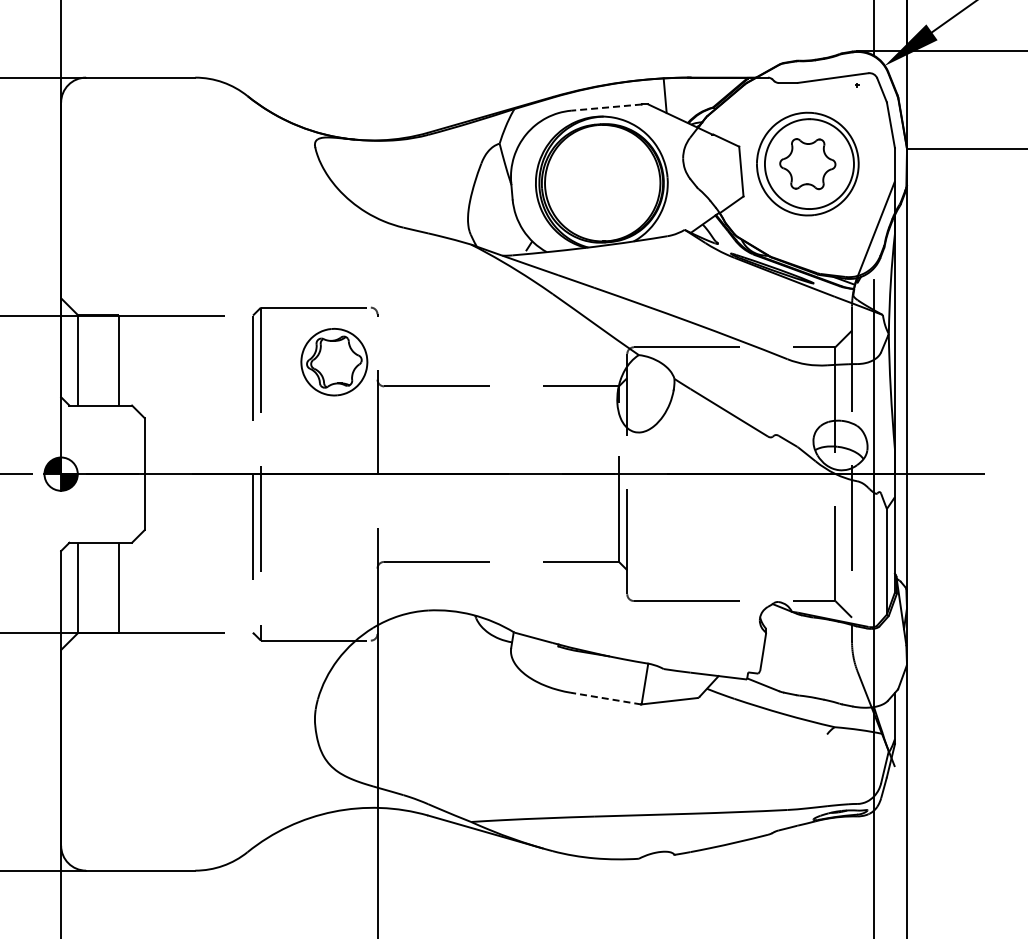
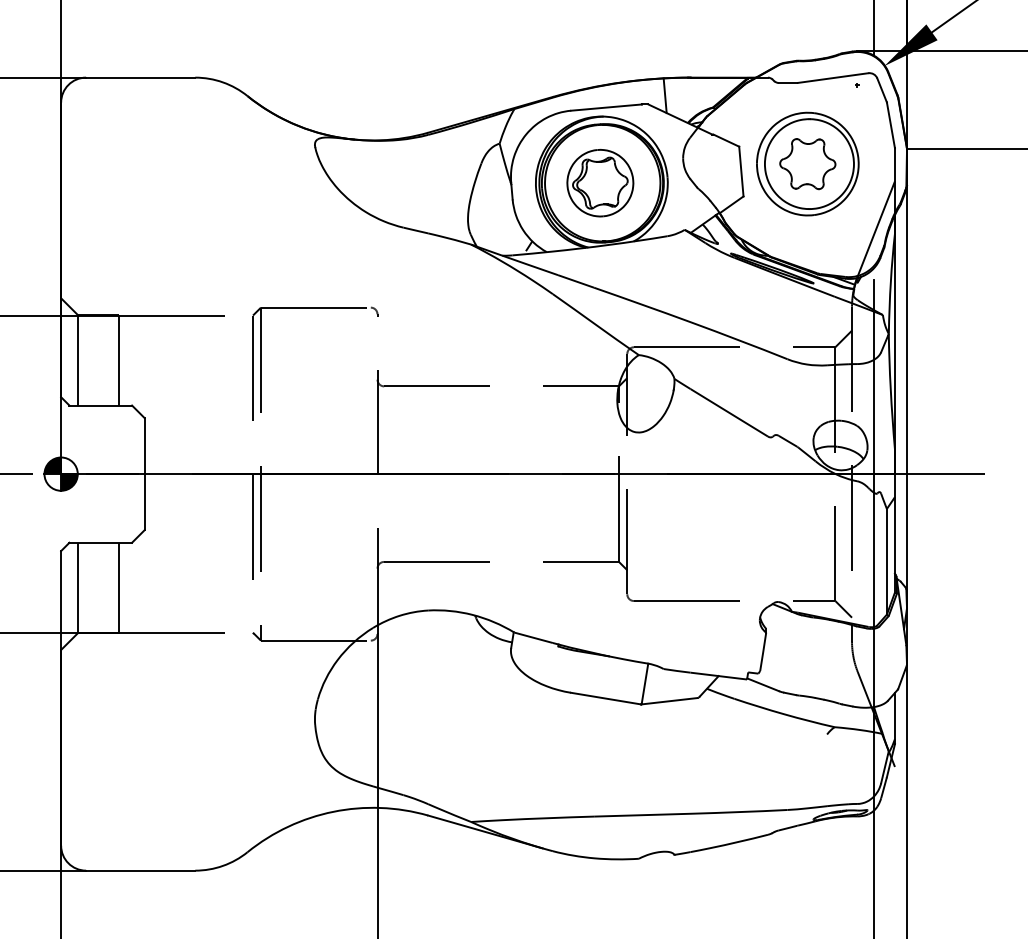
line: dashed -> solid (606, 107)
part position: (334, 362) -> (600, 183) (600, 183)
line: dashed -> solid (606, 698)
